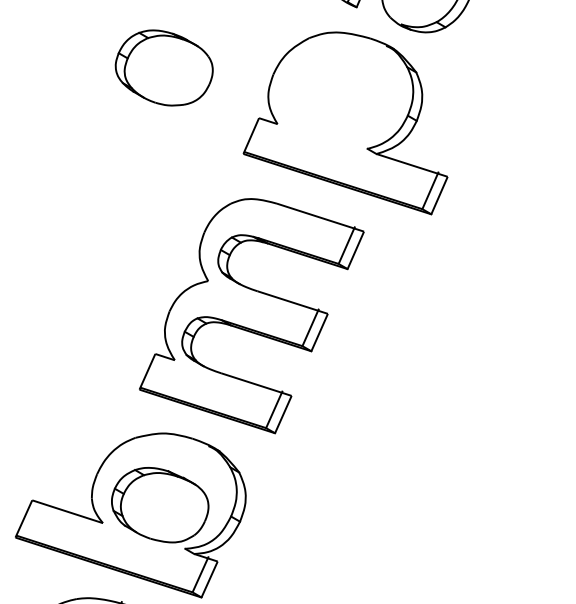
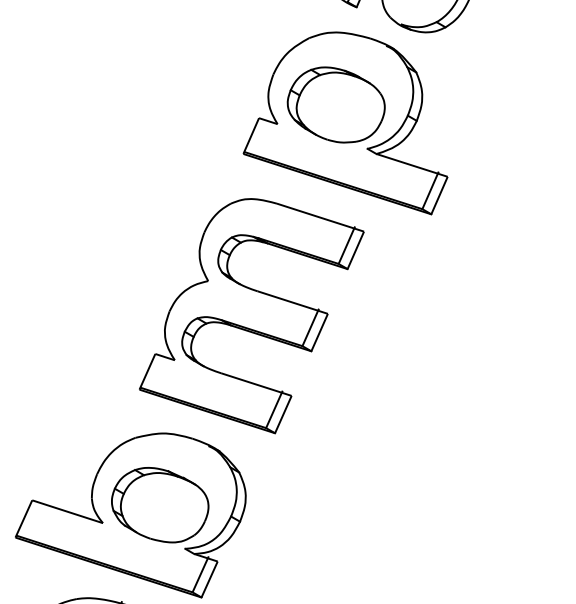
part position: (163, 67) -> (335, 104) (335, 104)
